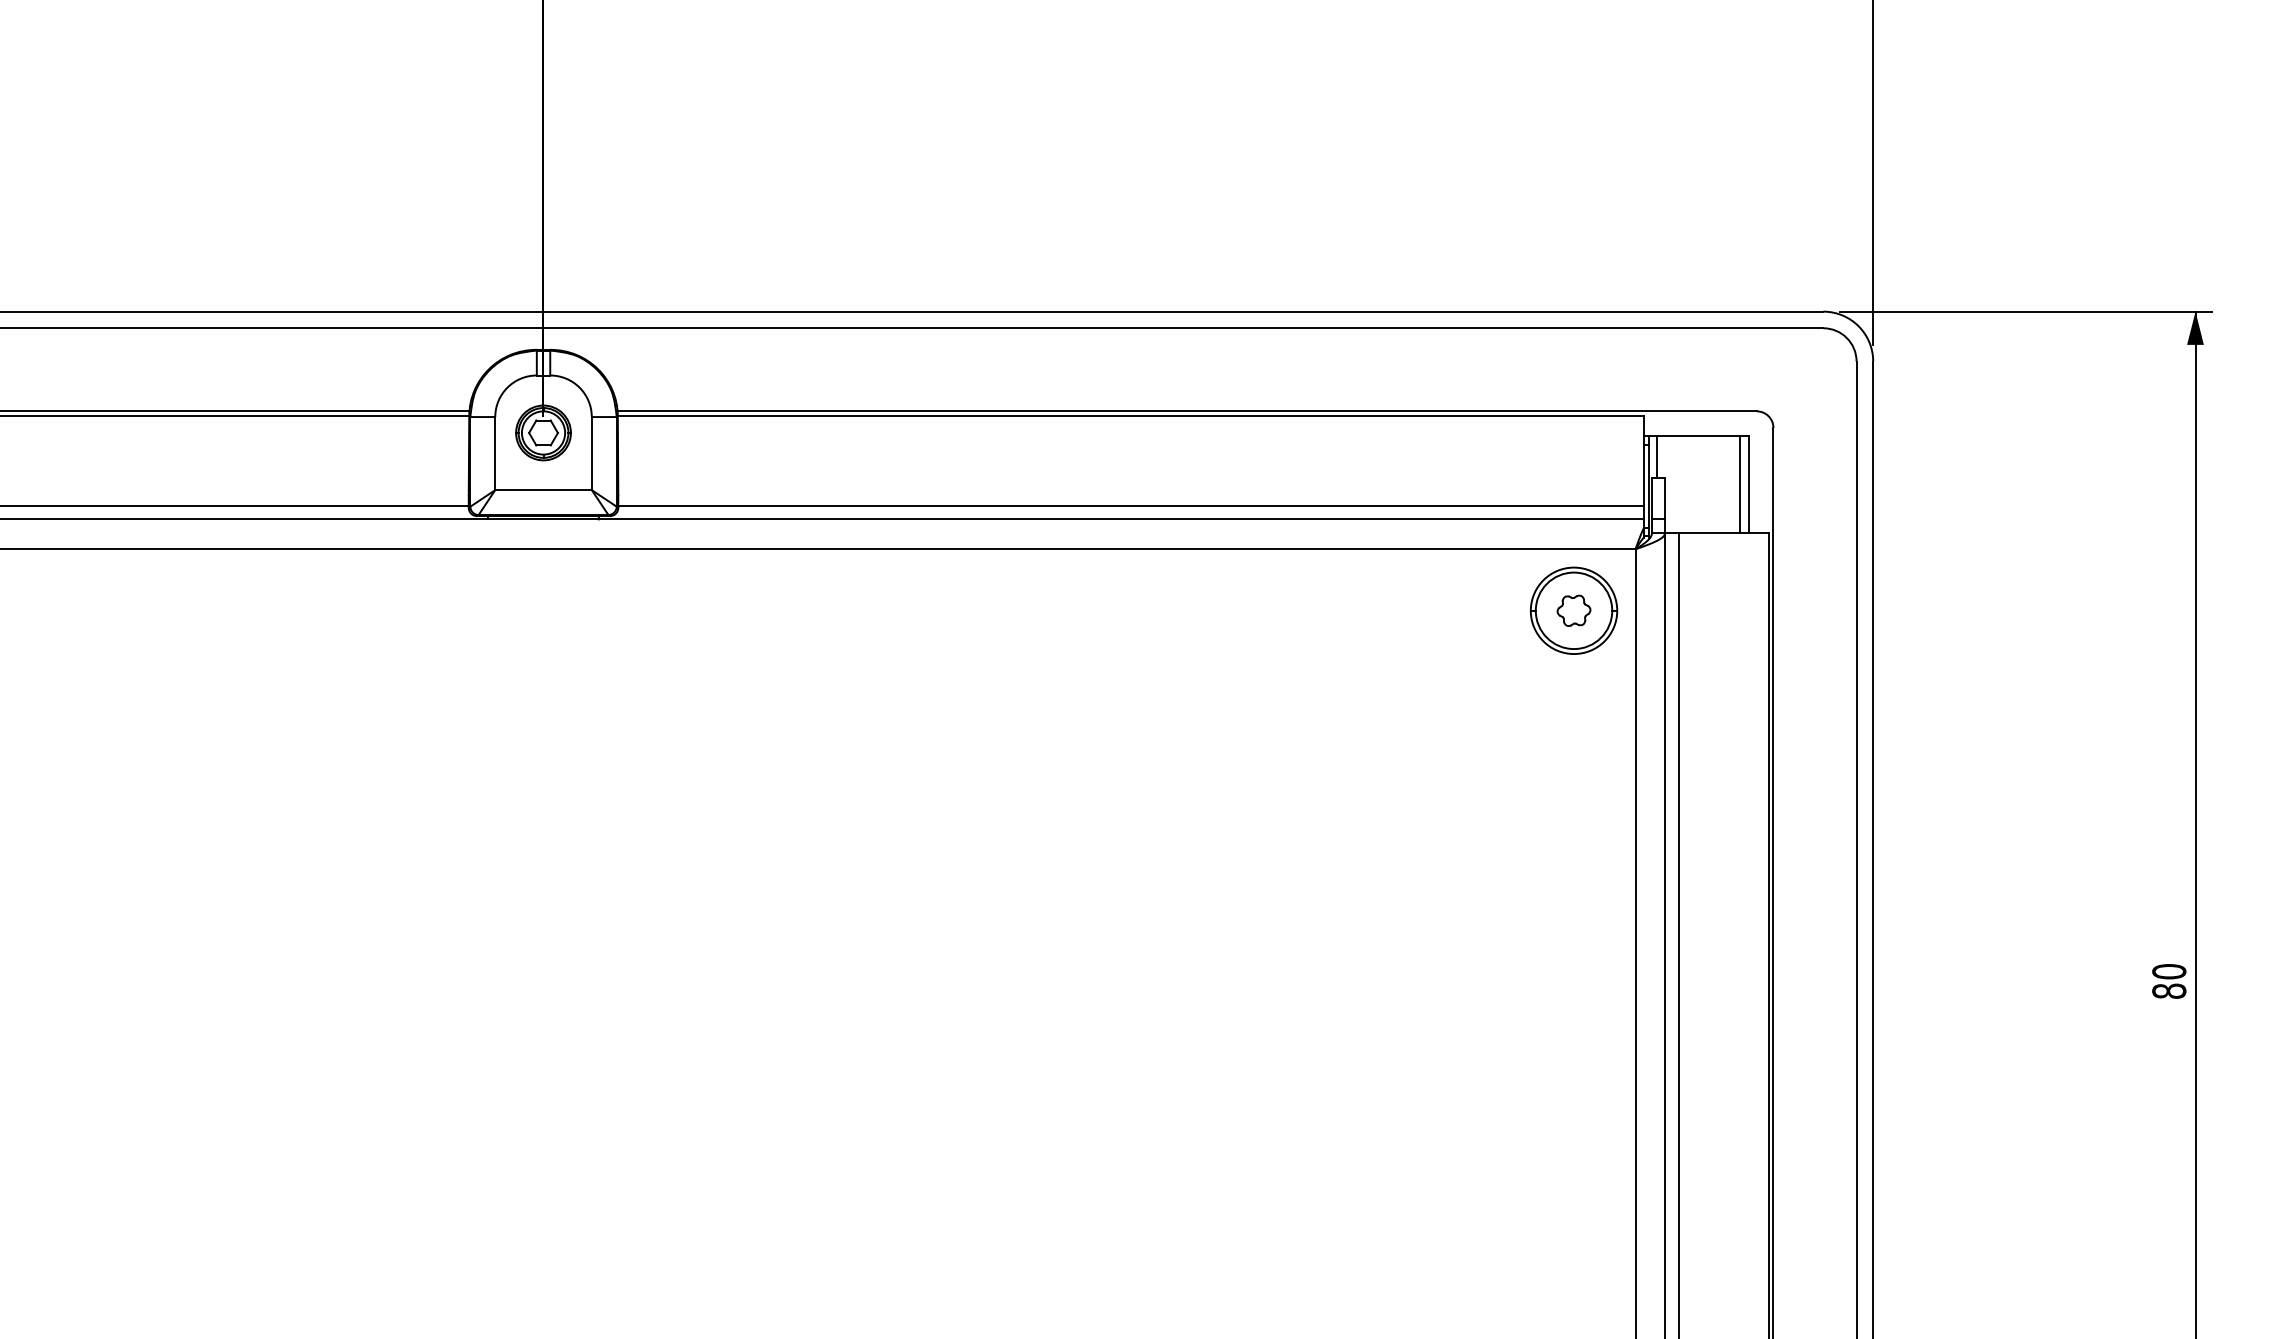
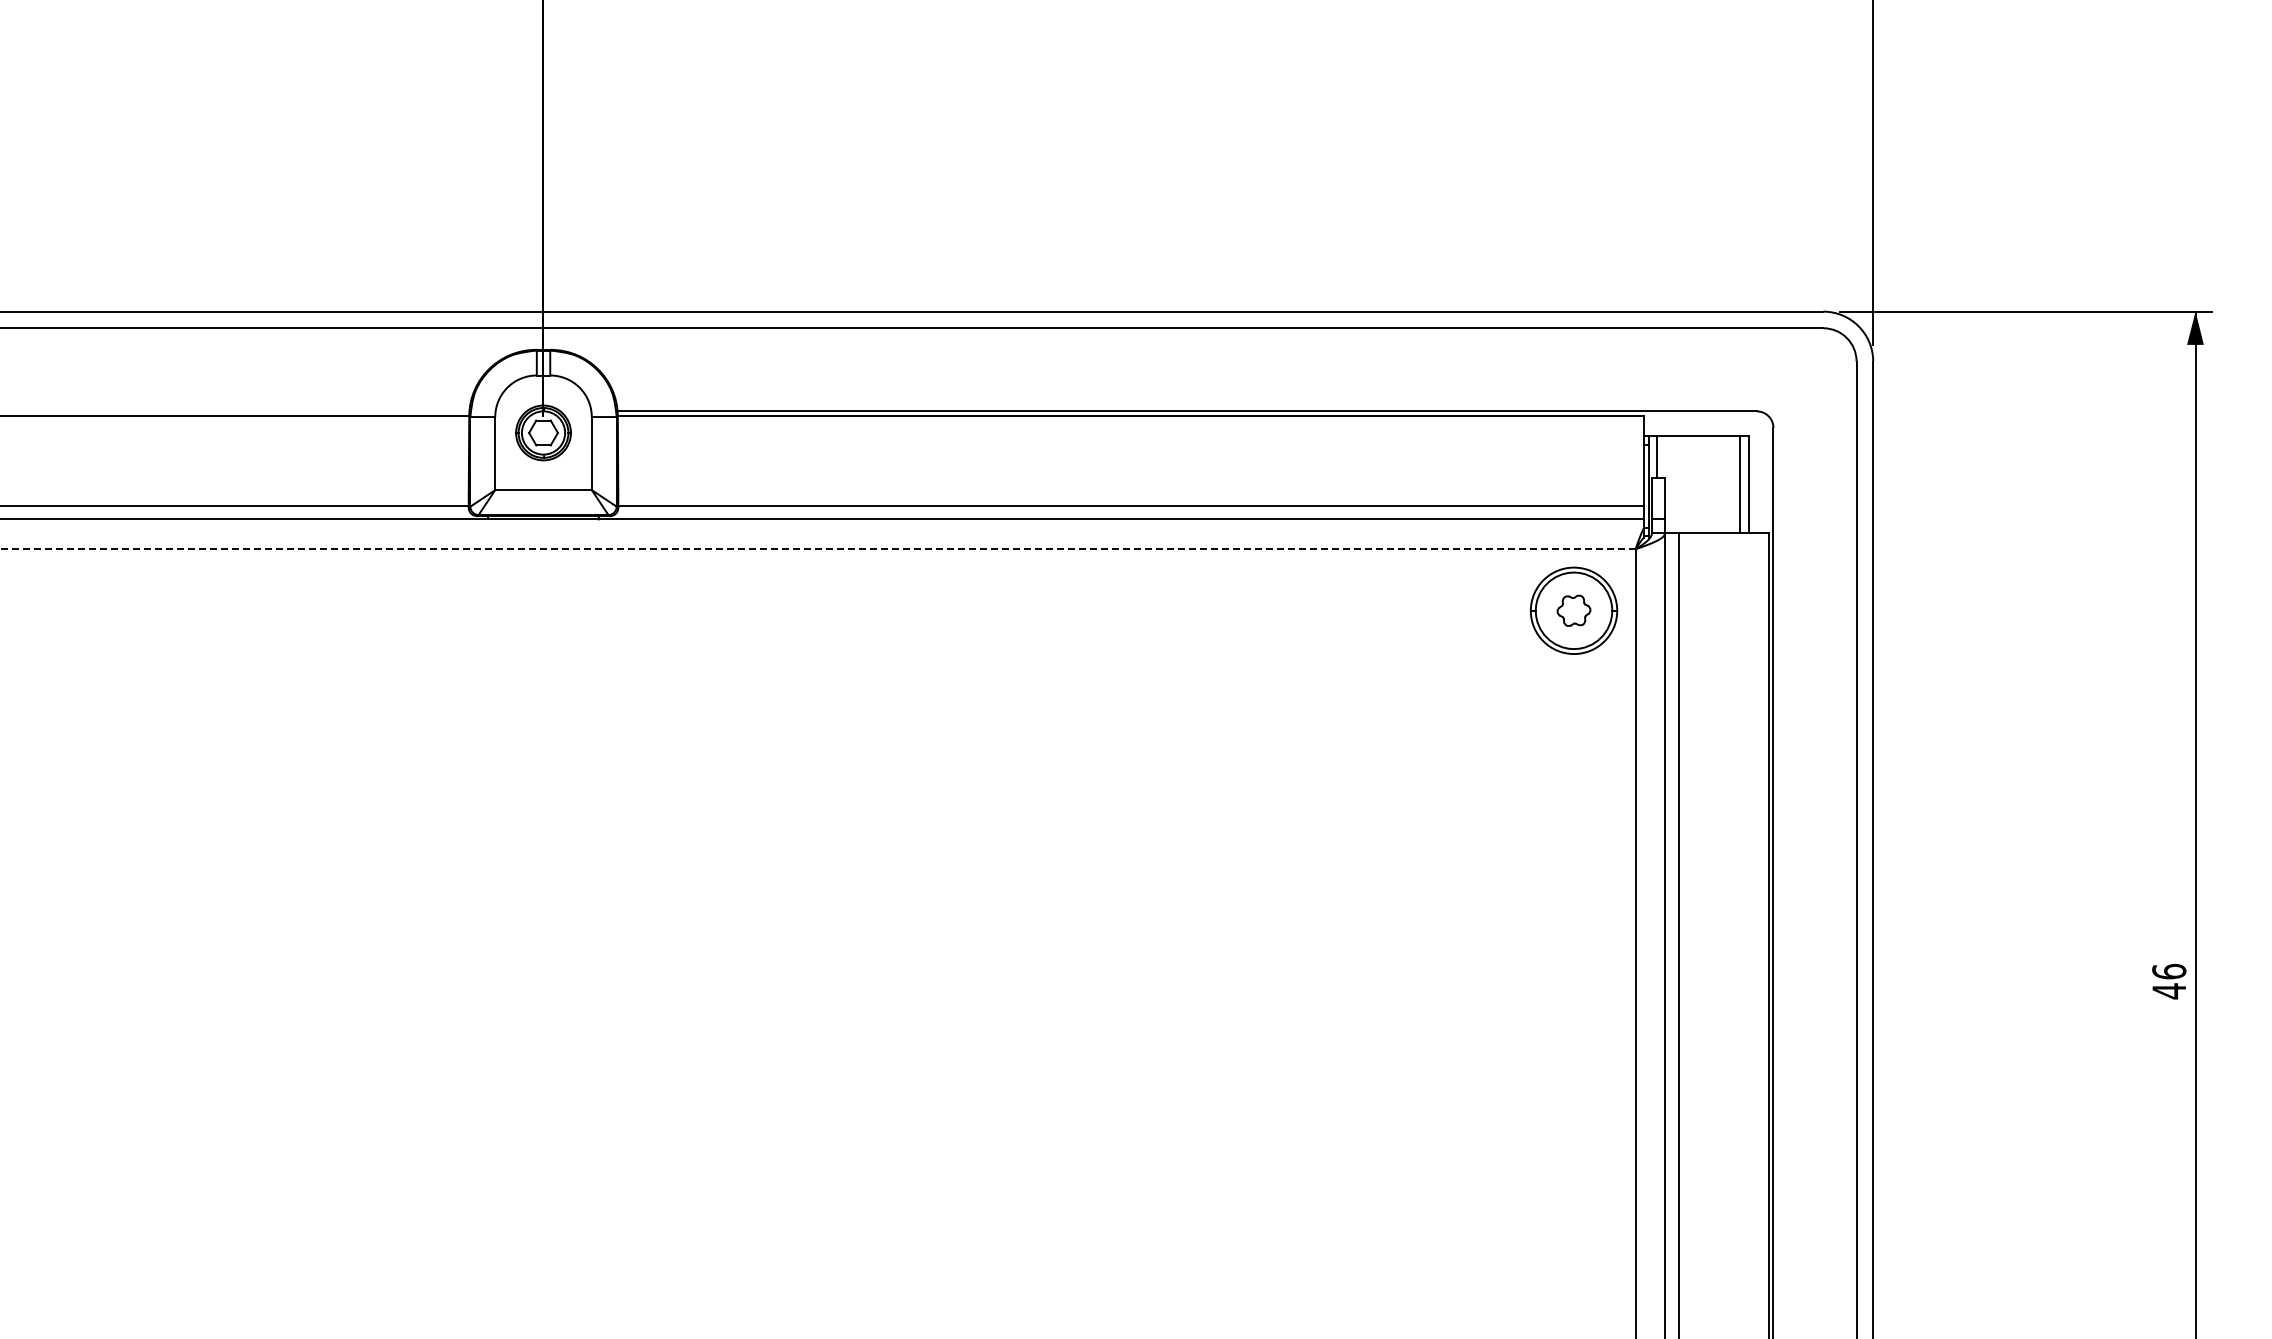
line: present -> none (235, 411)
line: solid -> dashed (817, 549)
text: 80 -> 46 (2169, 981)
